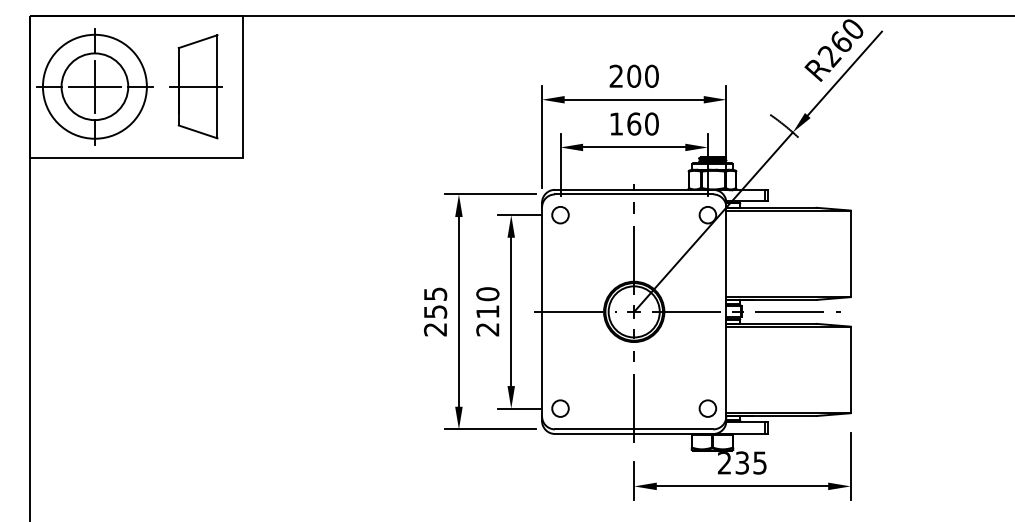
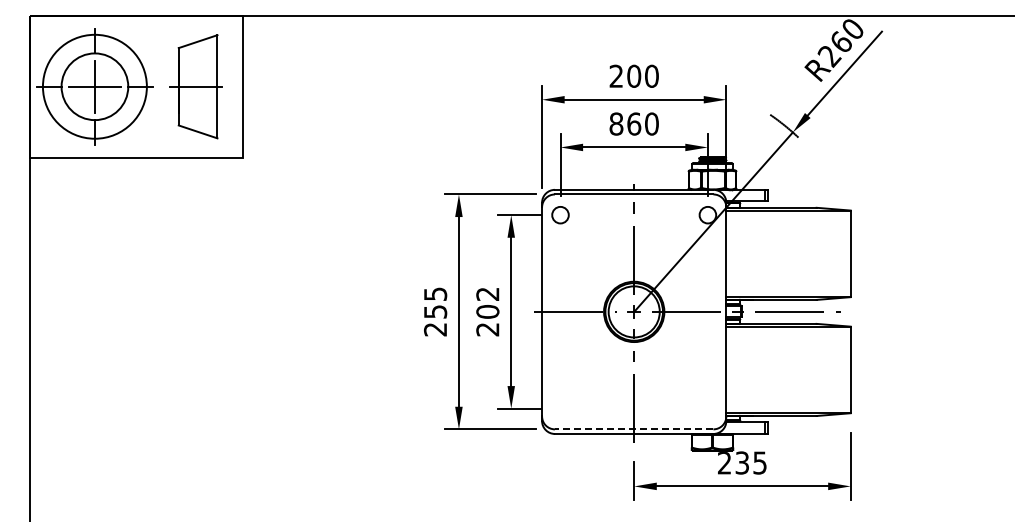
text: 160 -> 860 (616, 123)
text: 210 -> 202 (487, 302)
circle: present -> none (560, 408)
circle: present -> none (707, 408)
line: solid -> dashed (633, 429)
